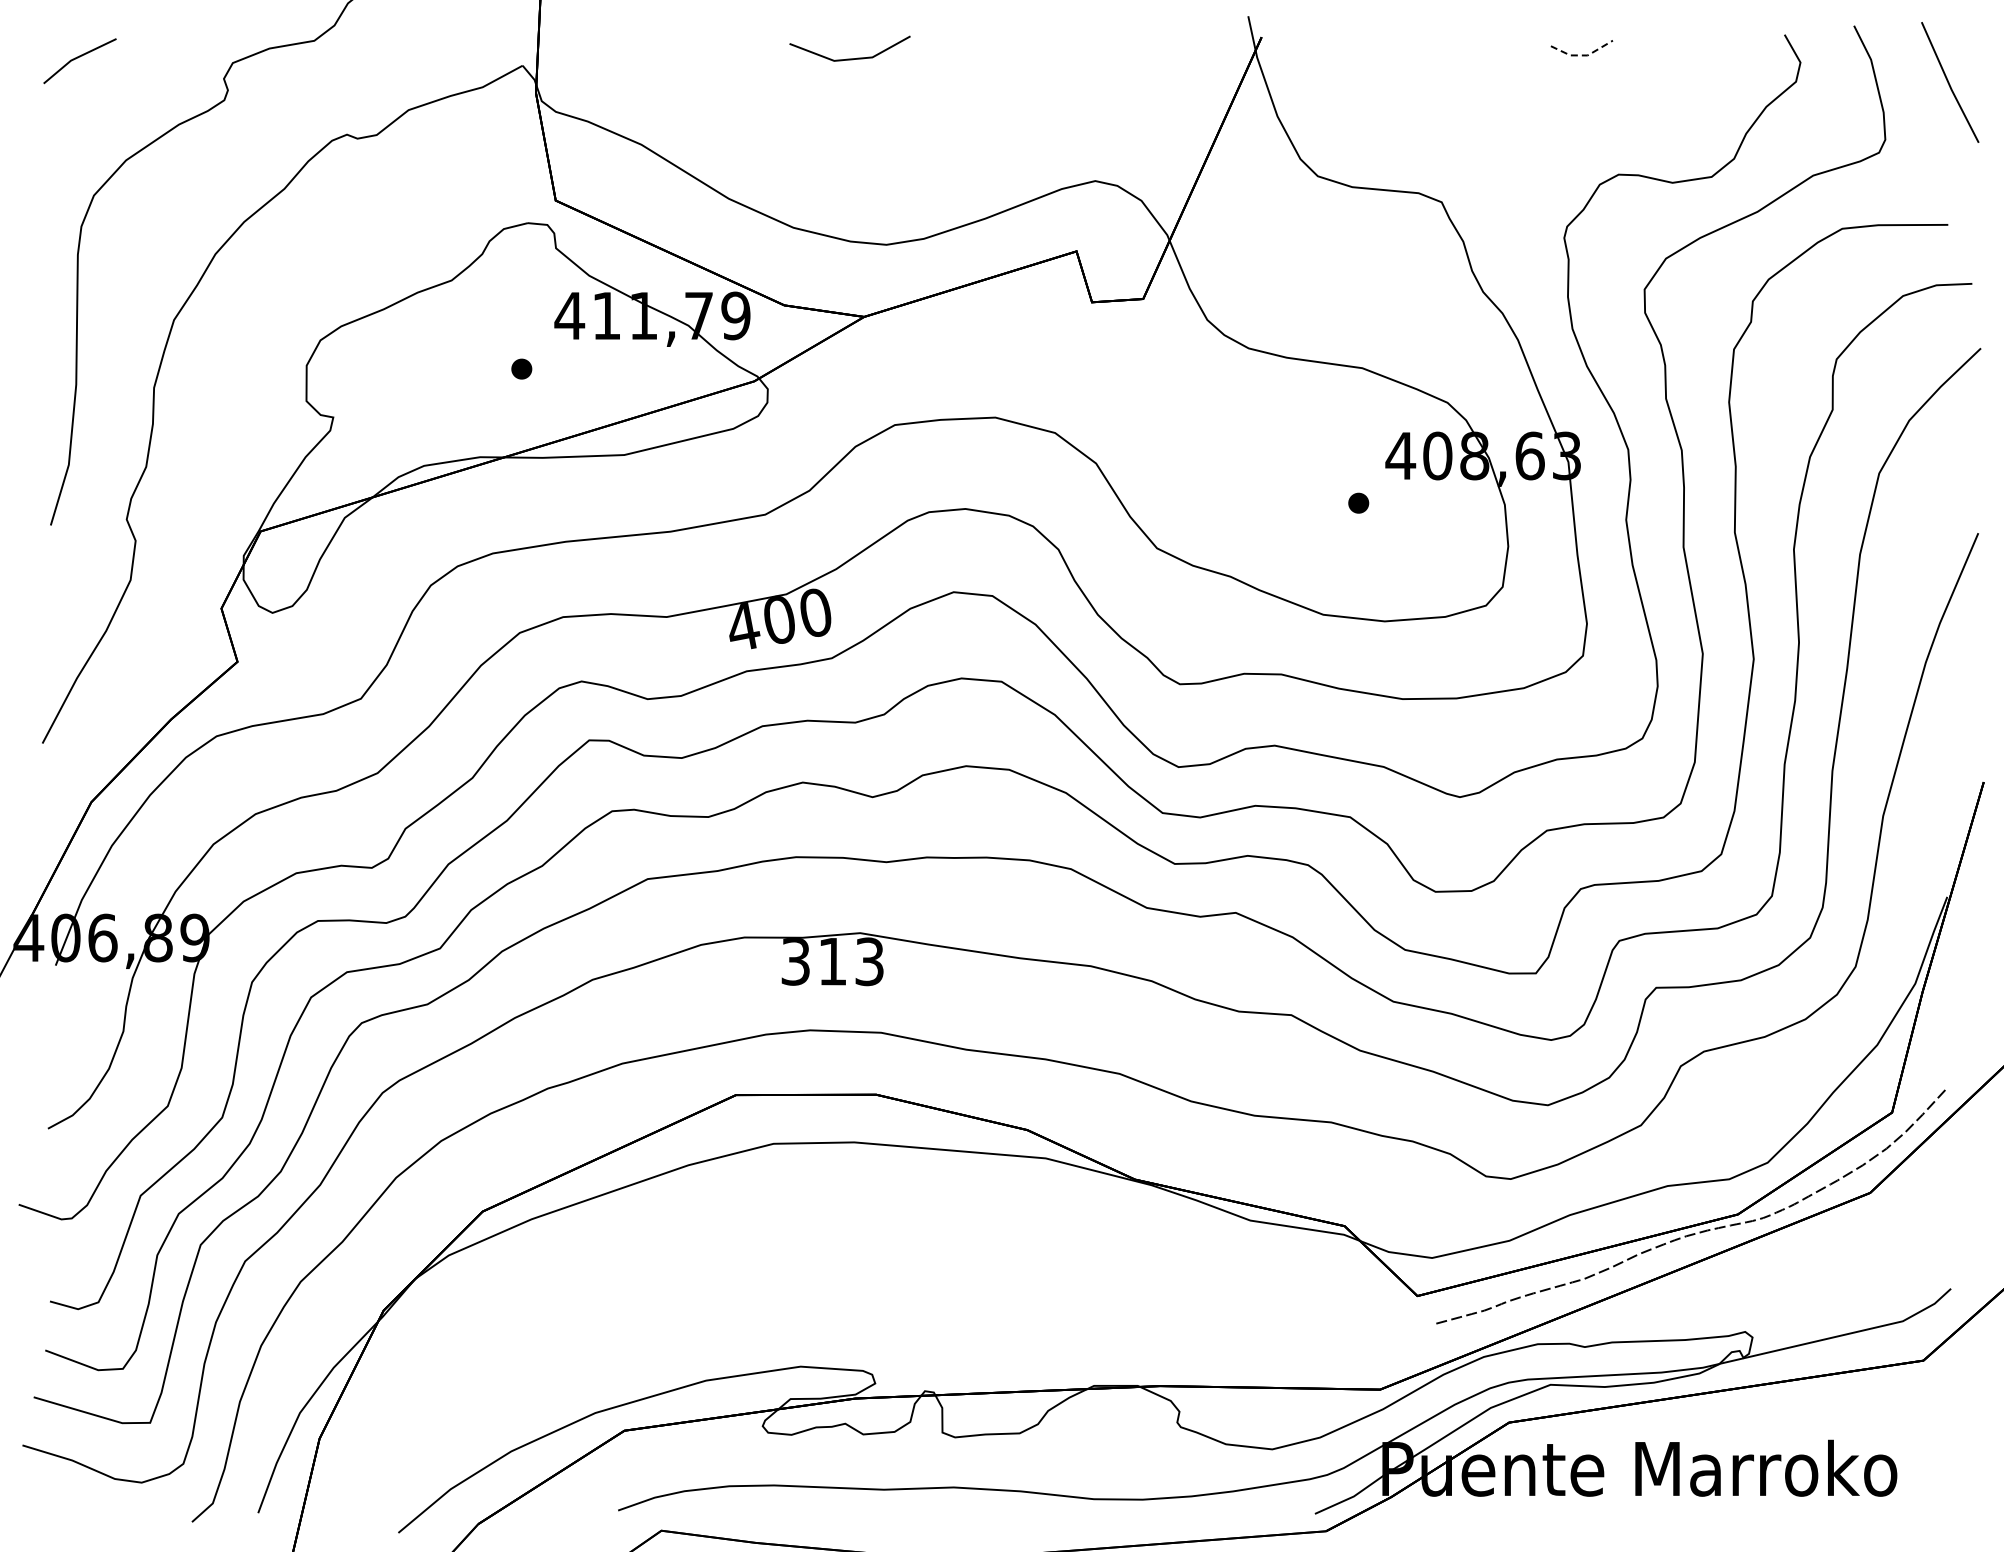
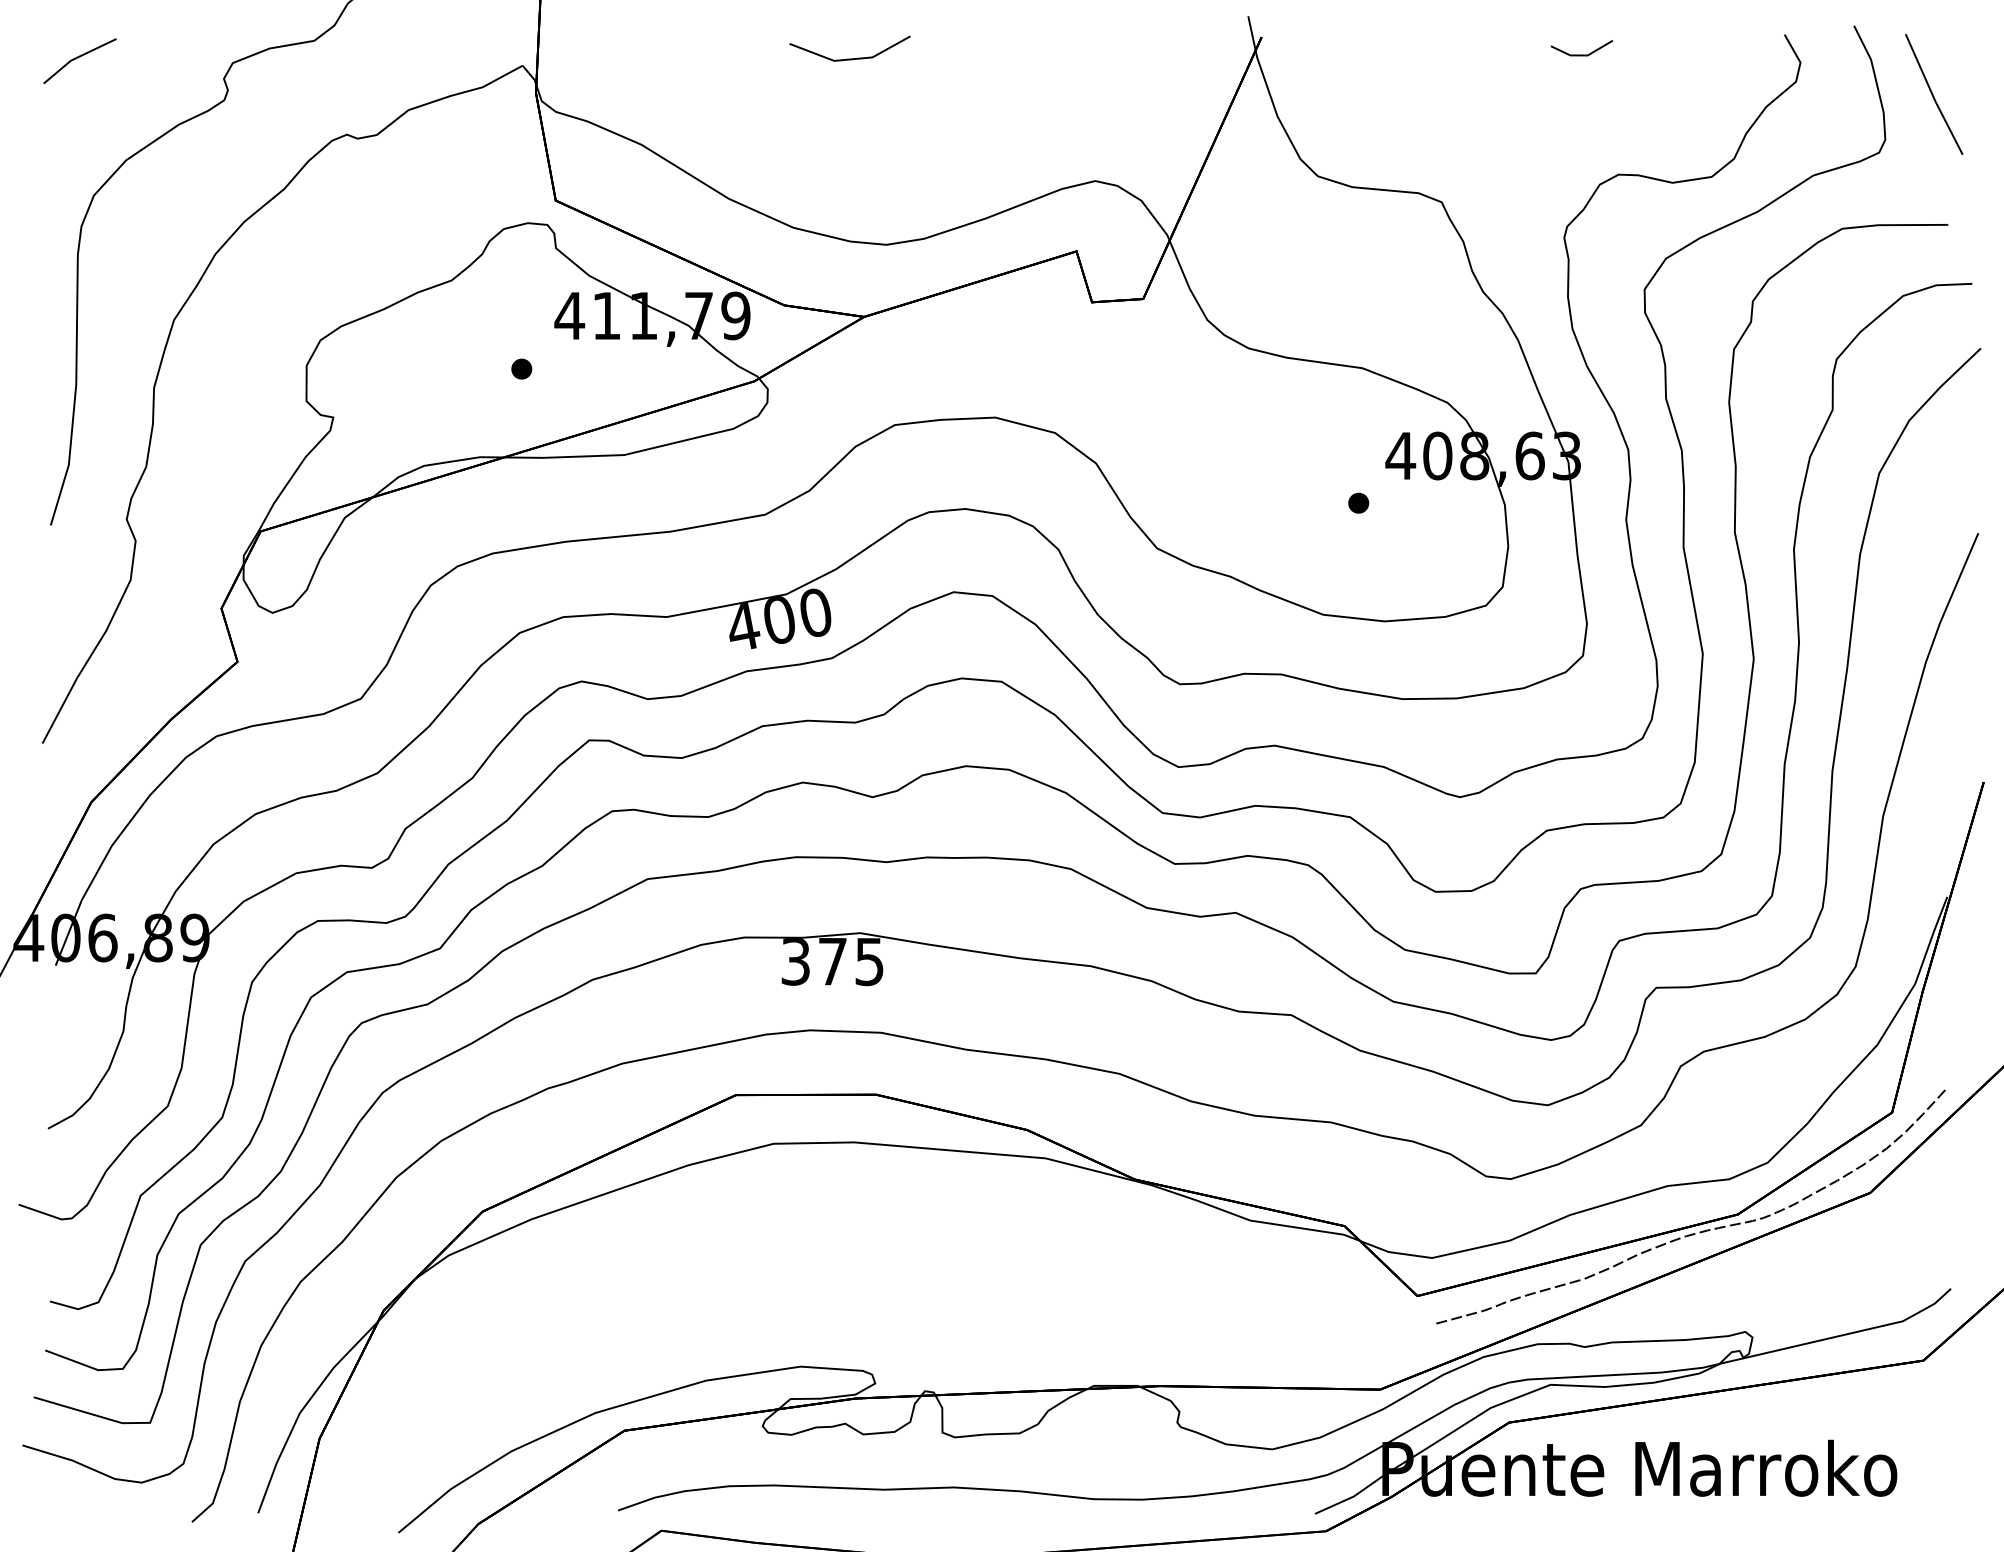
line: dashed -> solid (1582, 55)
line position: (1949, 82) -> (1933, 94) (1933, 94)
text: 313 -> 375 (851, 961)
